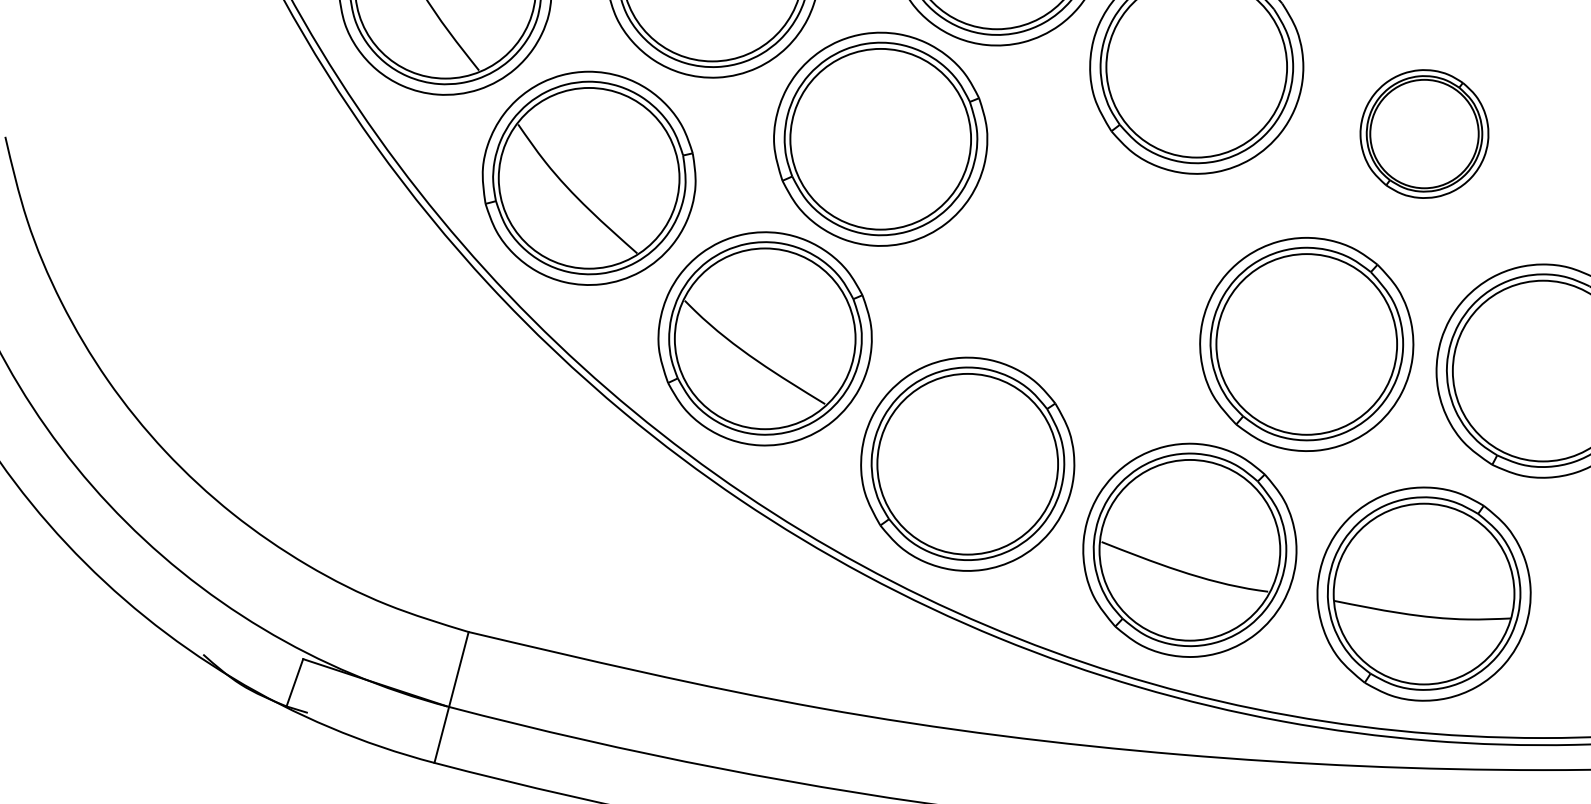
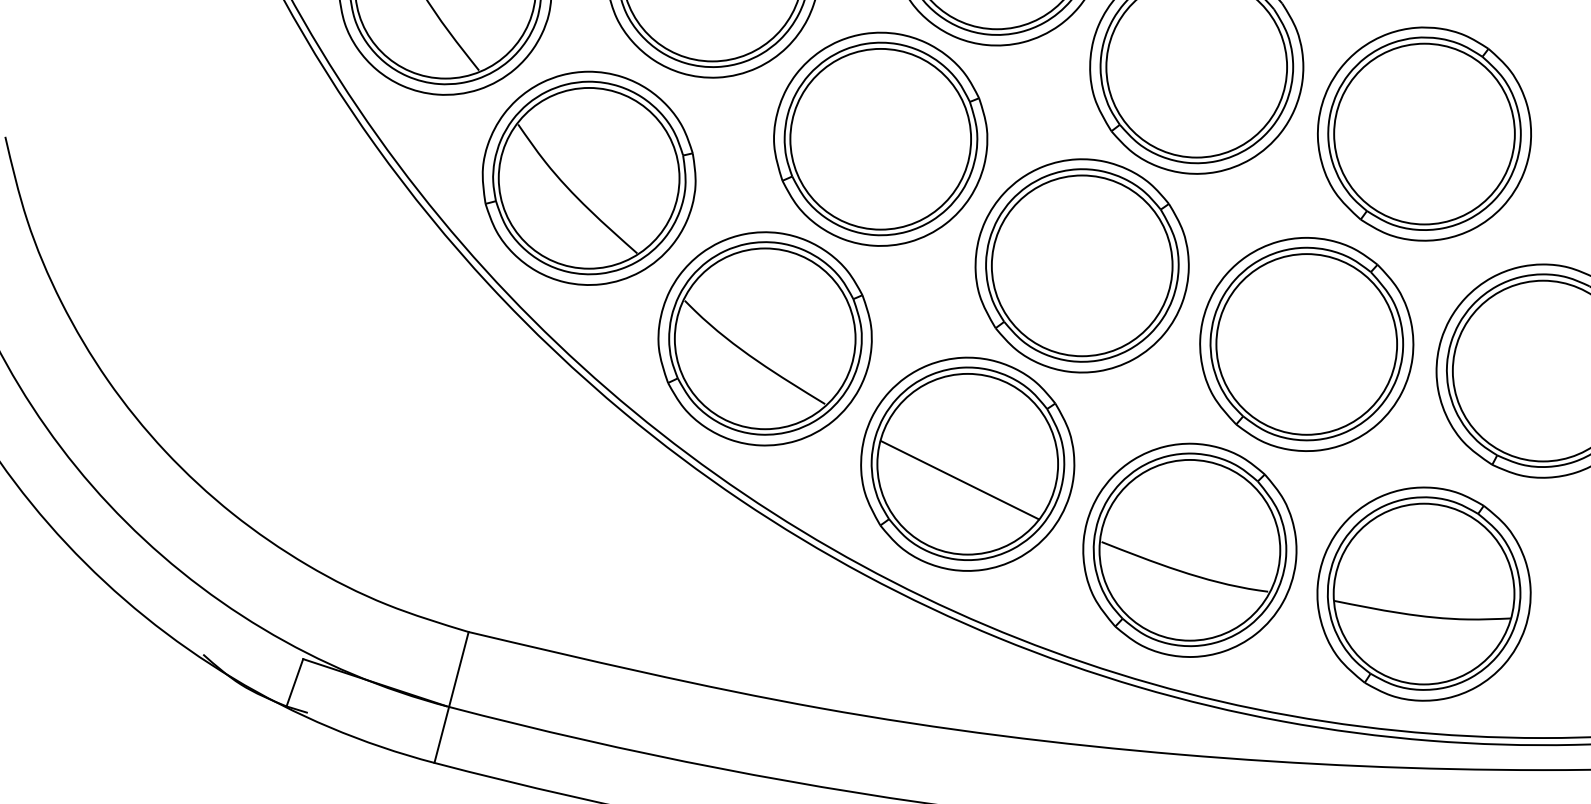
part size: 131x130 px -> 215x216 px (1424, 133)
part: none -> present (1081, 265)
line: none -> present (960, 480)
